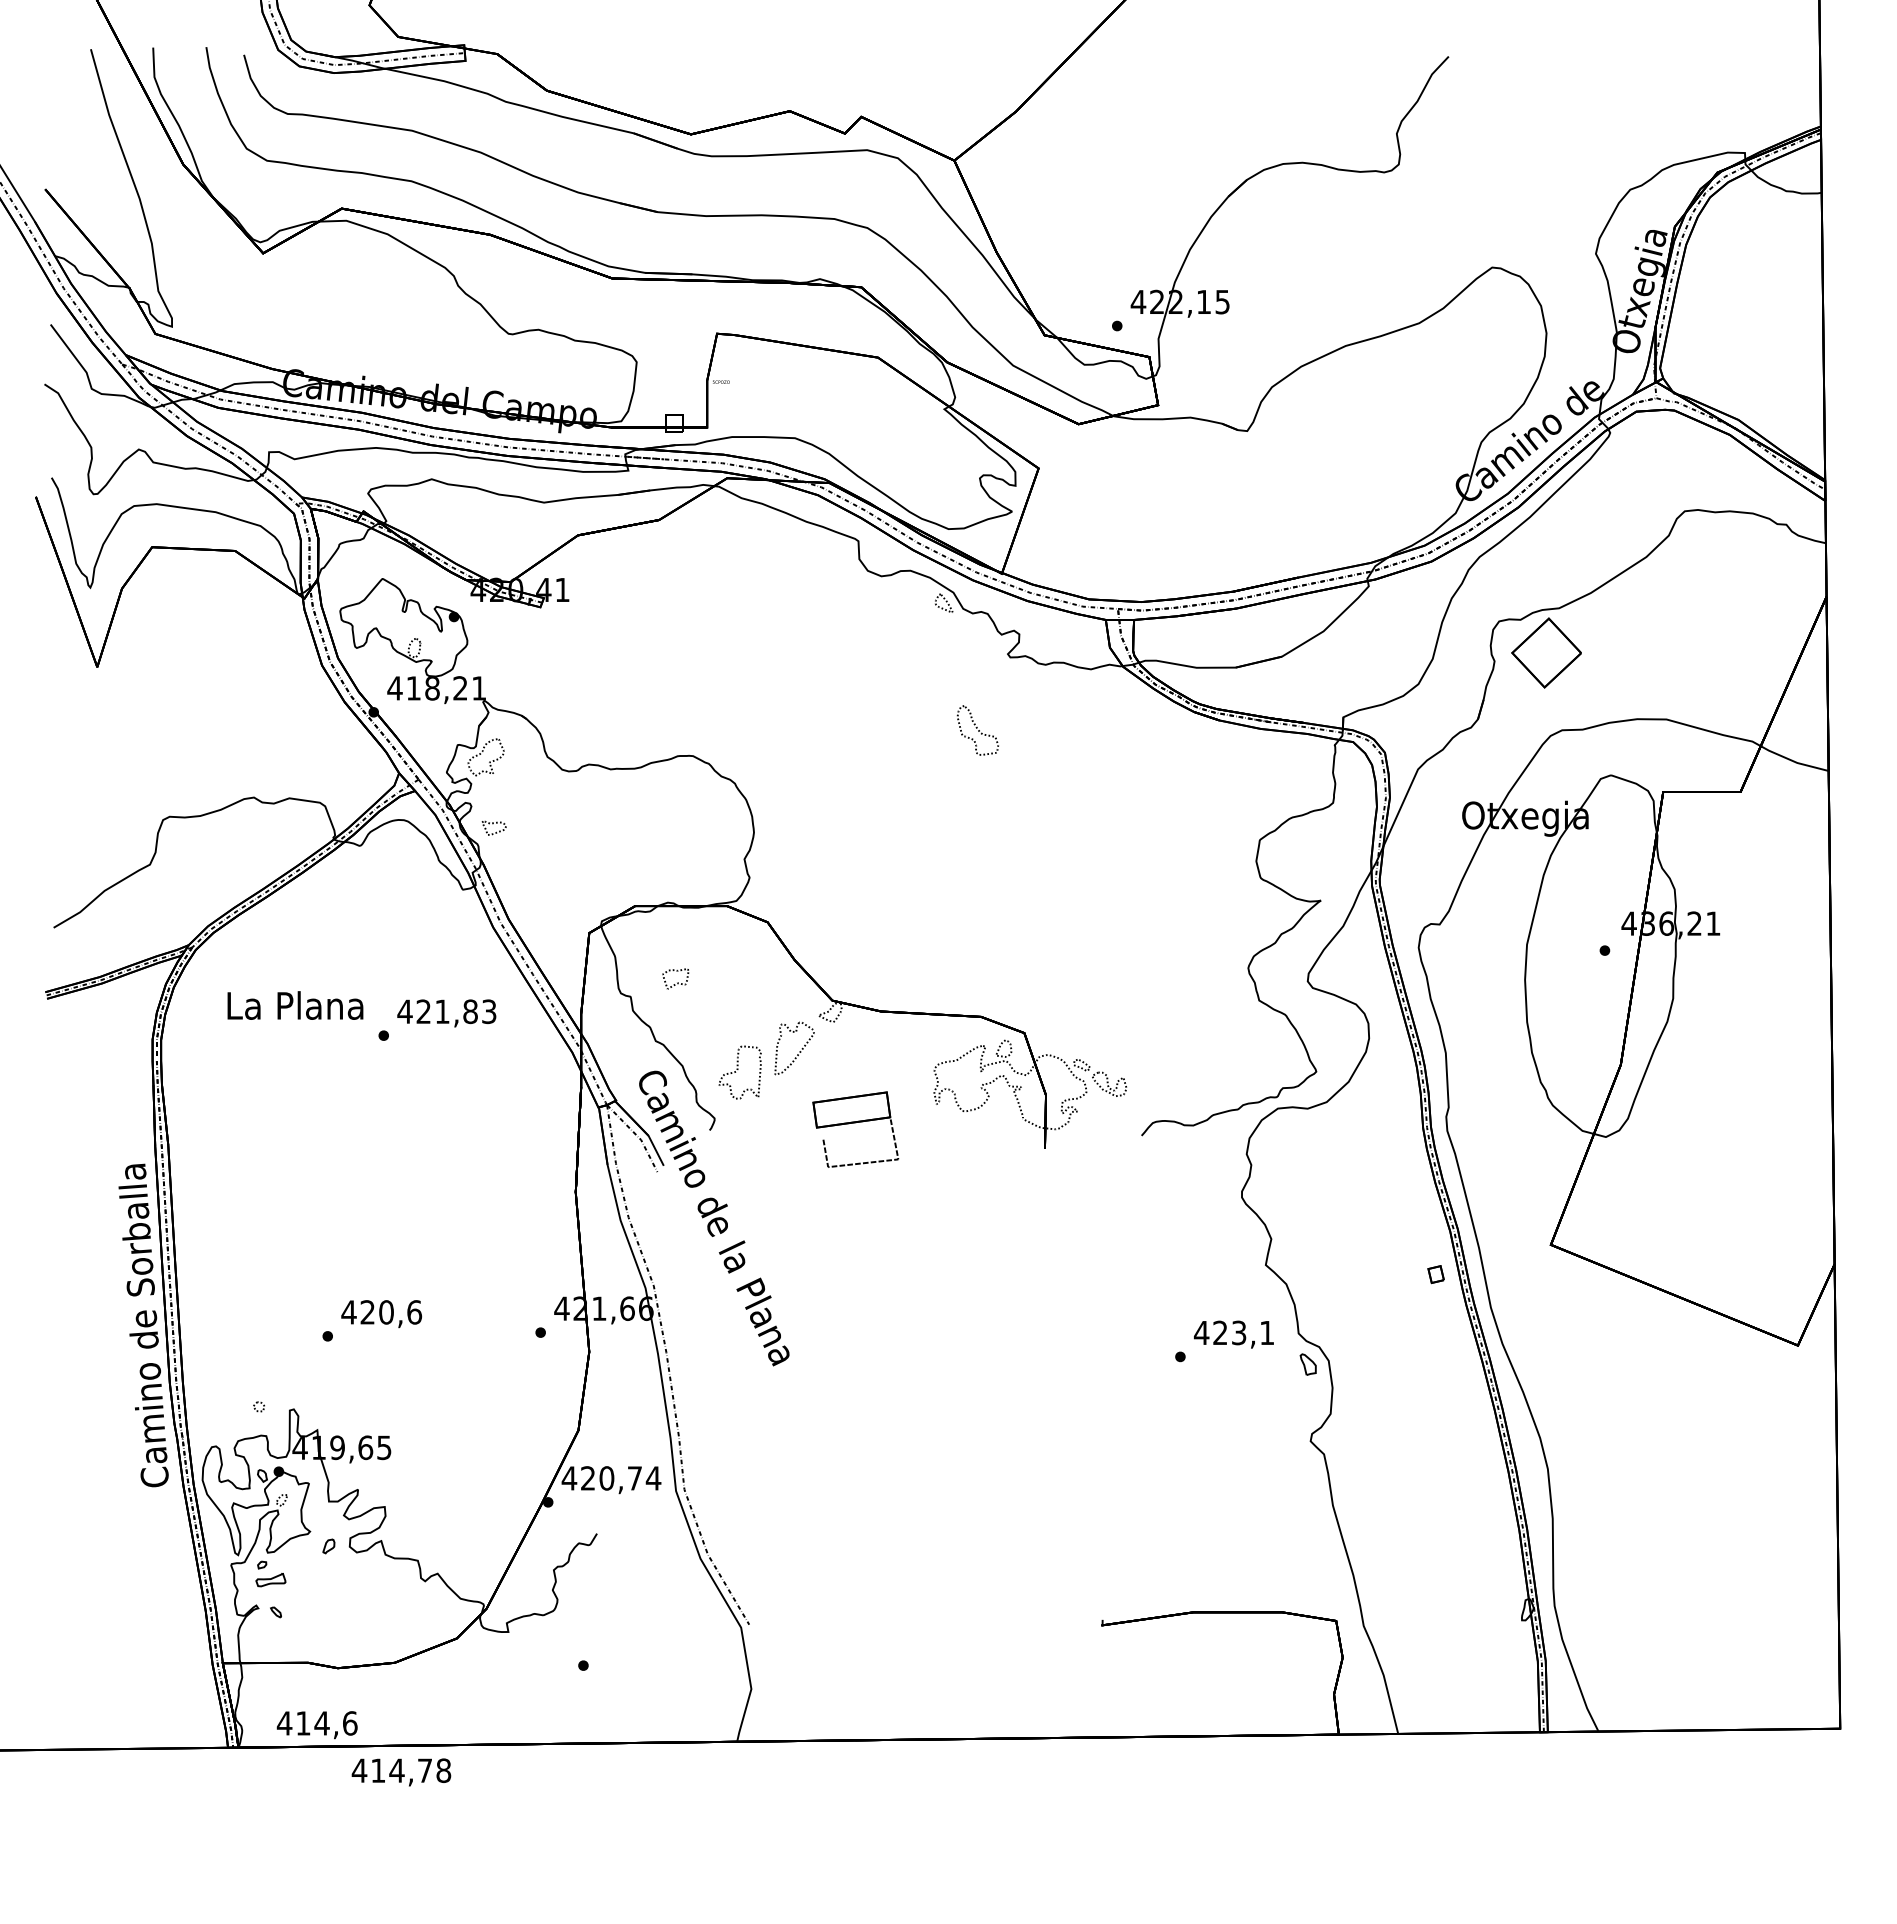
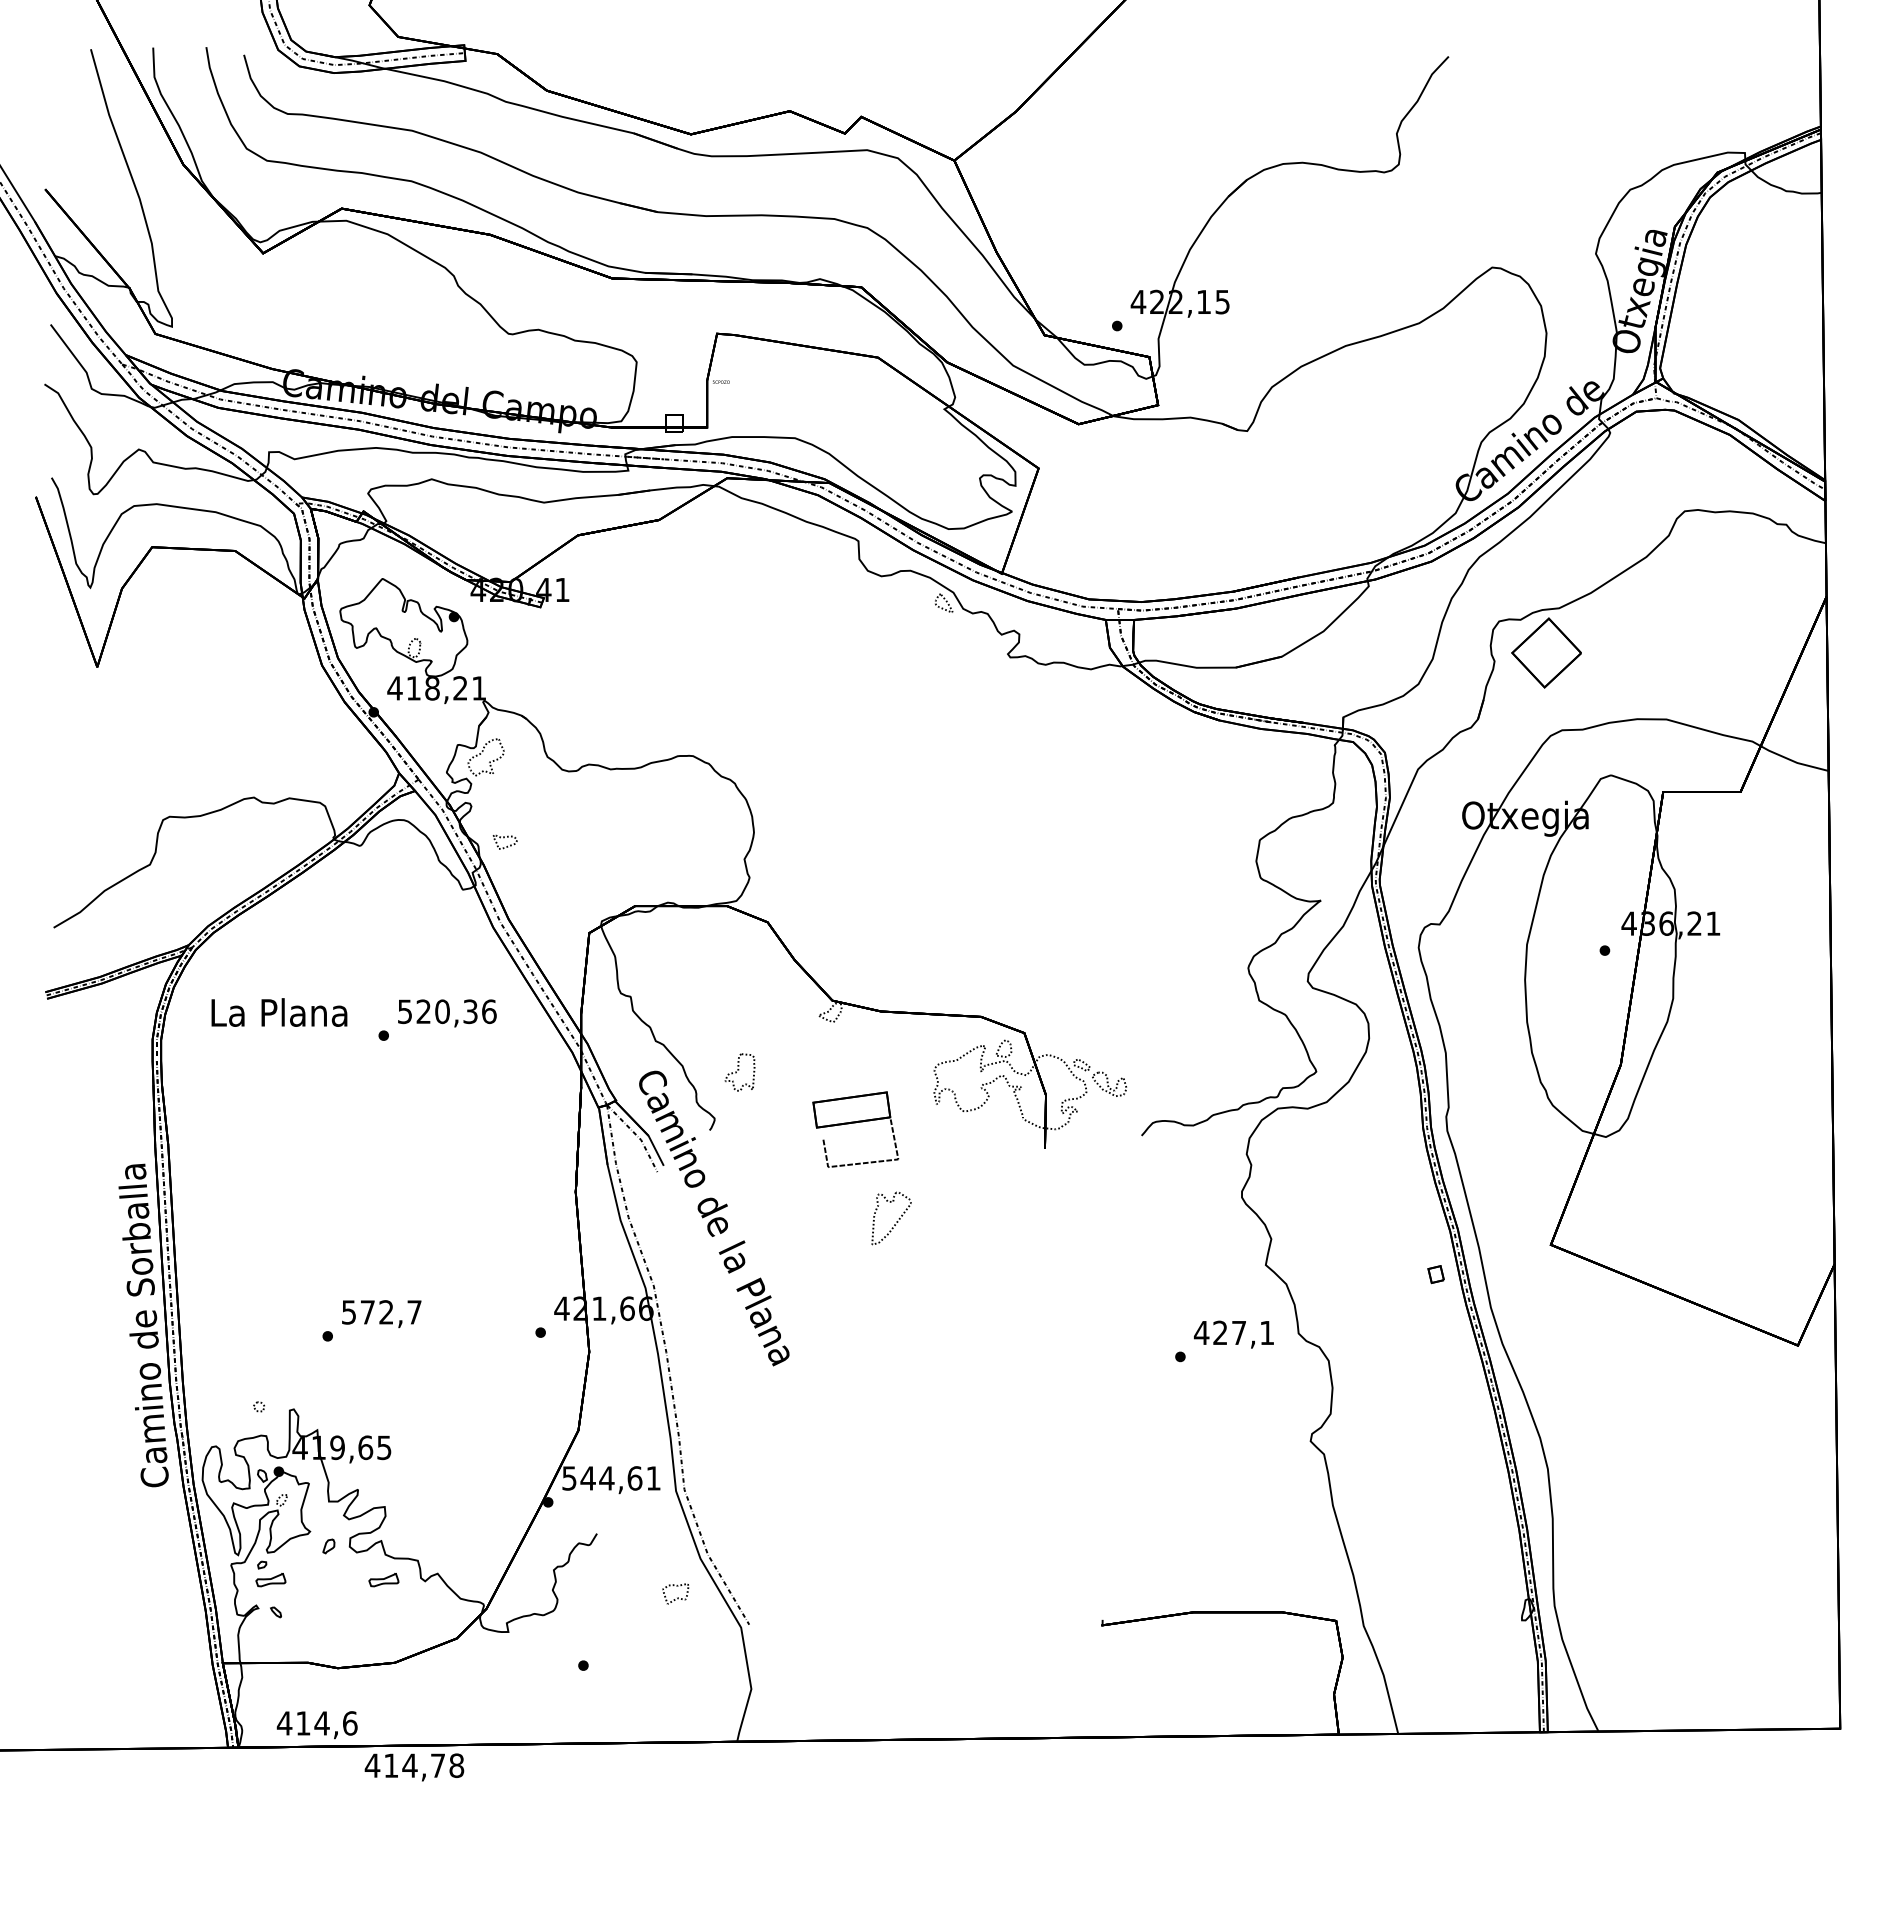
part: present -> none (977, 730)
part position: (493, 827) -> (504, 841) (504, 841)
part position: (675, 978) -> (675, 1593) (675, 1593)
text position: (295, 1005) -> (279, 1012) (279, 1012)
text: 421,83 -> 520,36 (446, 1011)
part position: (794, 1048) -> (891, 1218) (891, 1218)
part size: 44x55 px -> 32x39 px (739, 1072)
text: 420,6 -> 572,7 (381, 1312)
text: 423,1 -> 427,1 (1239, 1332)
part: present -> none (1307, 1364)
text: 420,74 -> 544,61 (611, 1478)
part: none -> present (383, 1580)
text position: (401, 1772) -> (414, 1767) (414, 1767)
